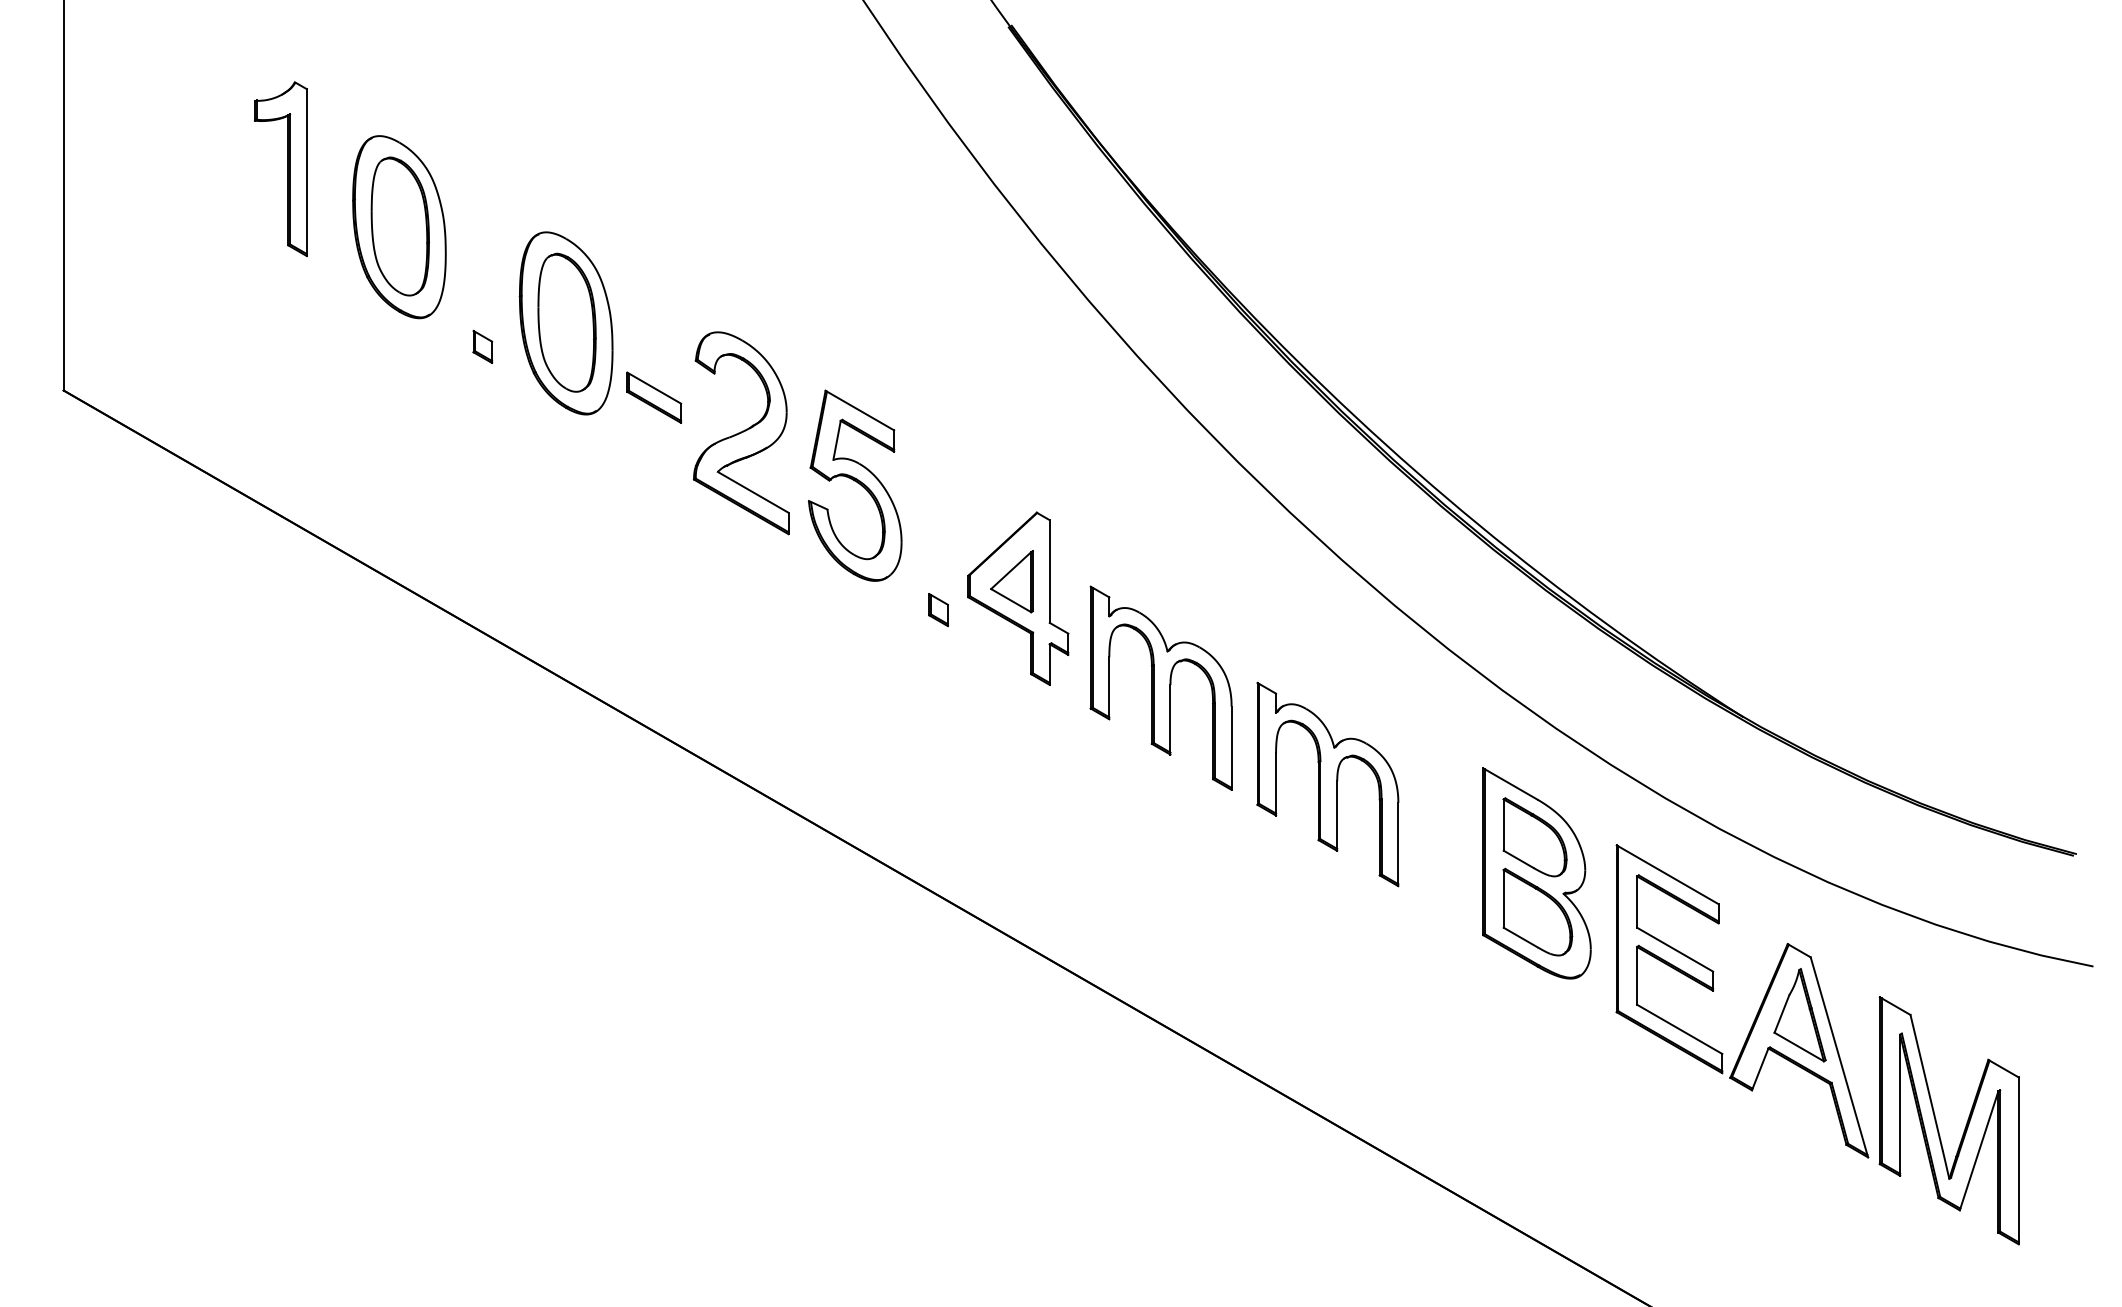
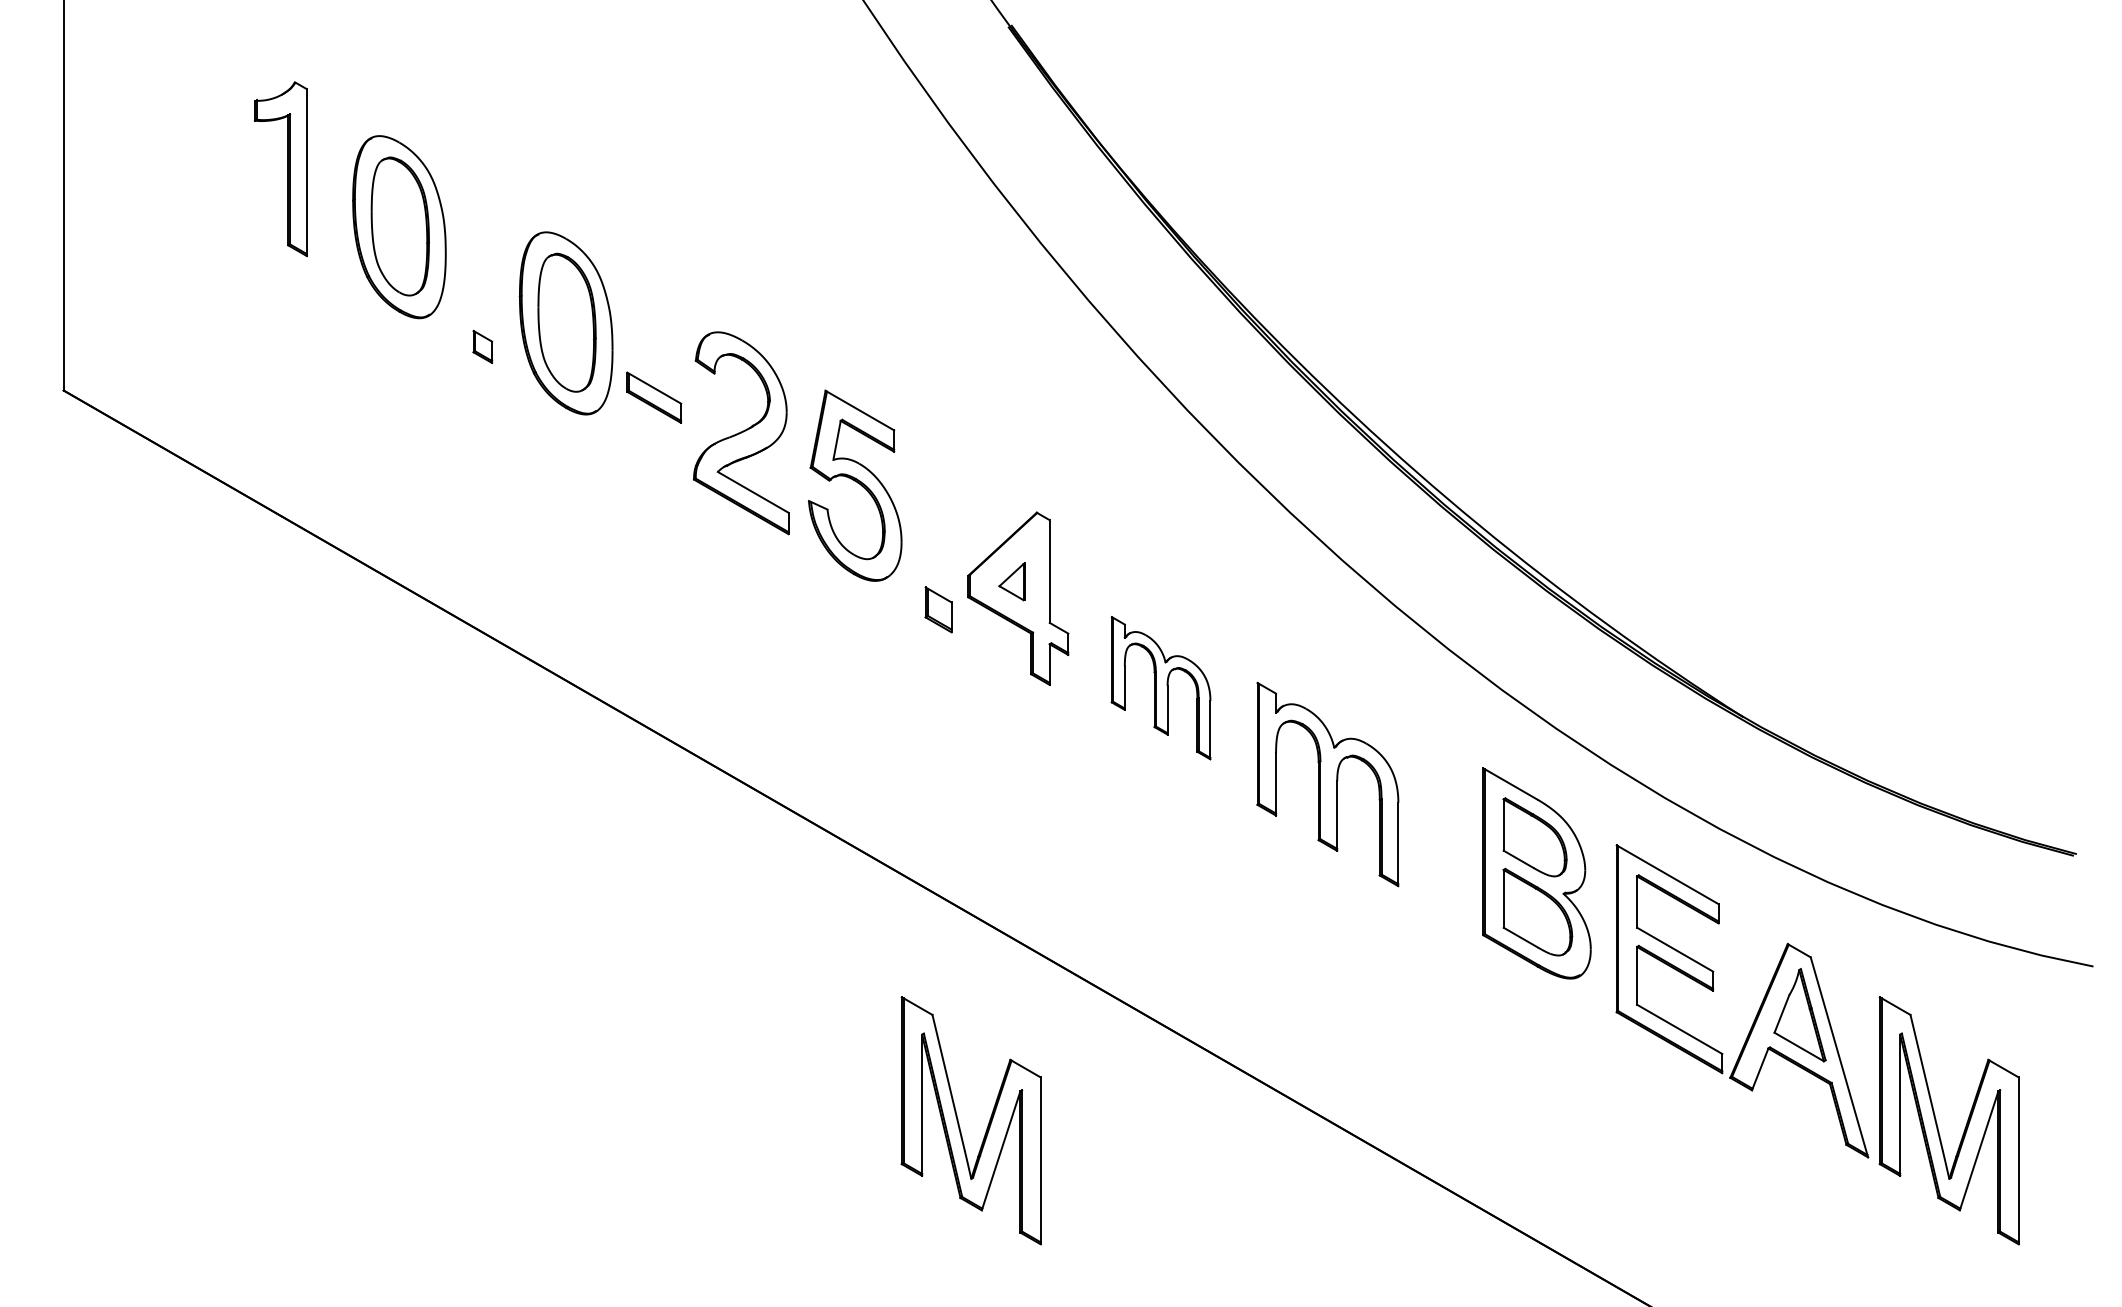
part size: 44x64 px -> 28x40 px (1011, 581)
part size: 21x35 px -> 29x48 px (938, 609)
part size: 144x206 px -> 102x145 px (1160, 688)
part: none -> present (959, 1123)
